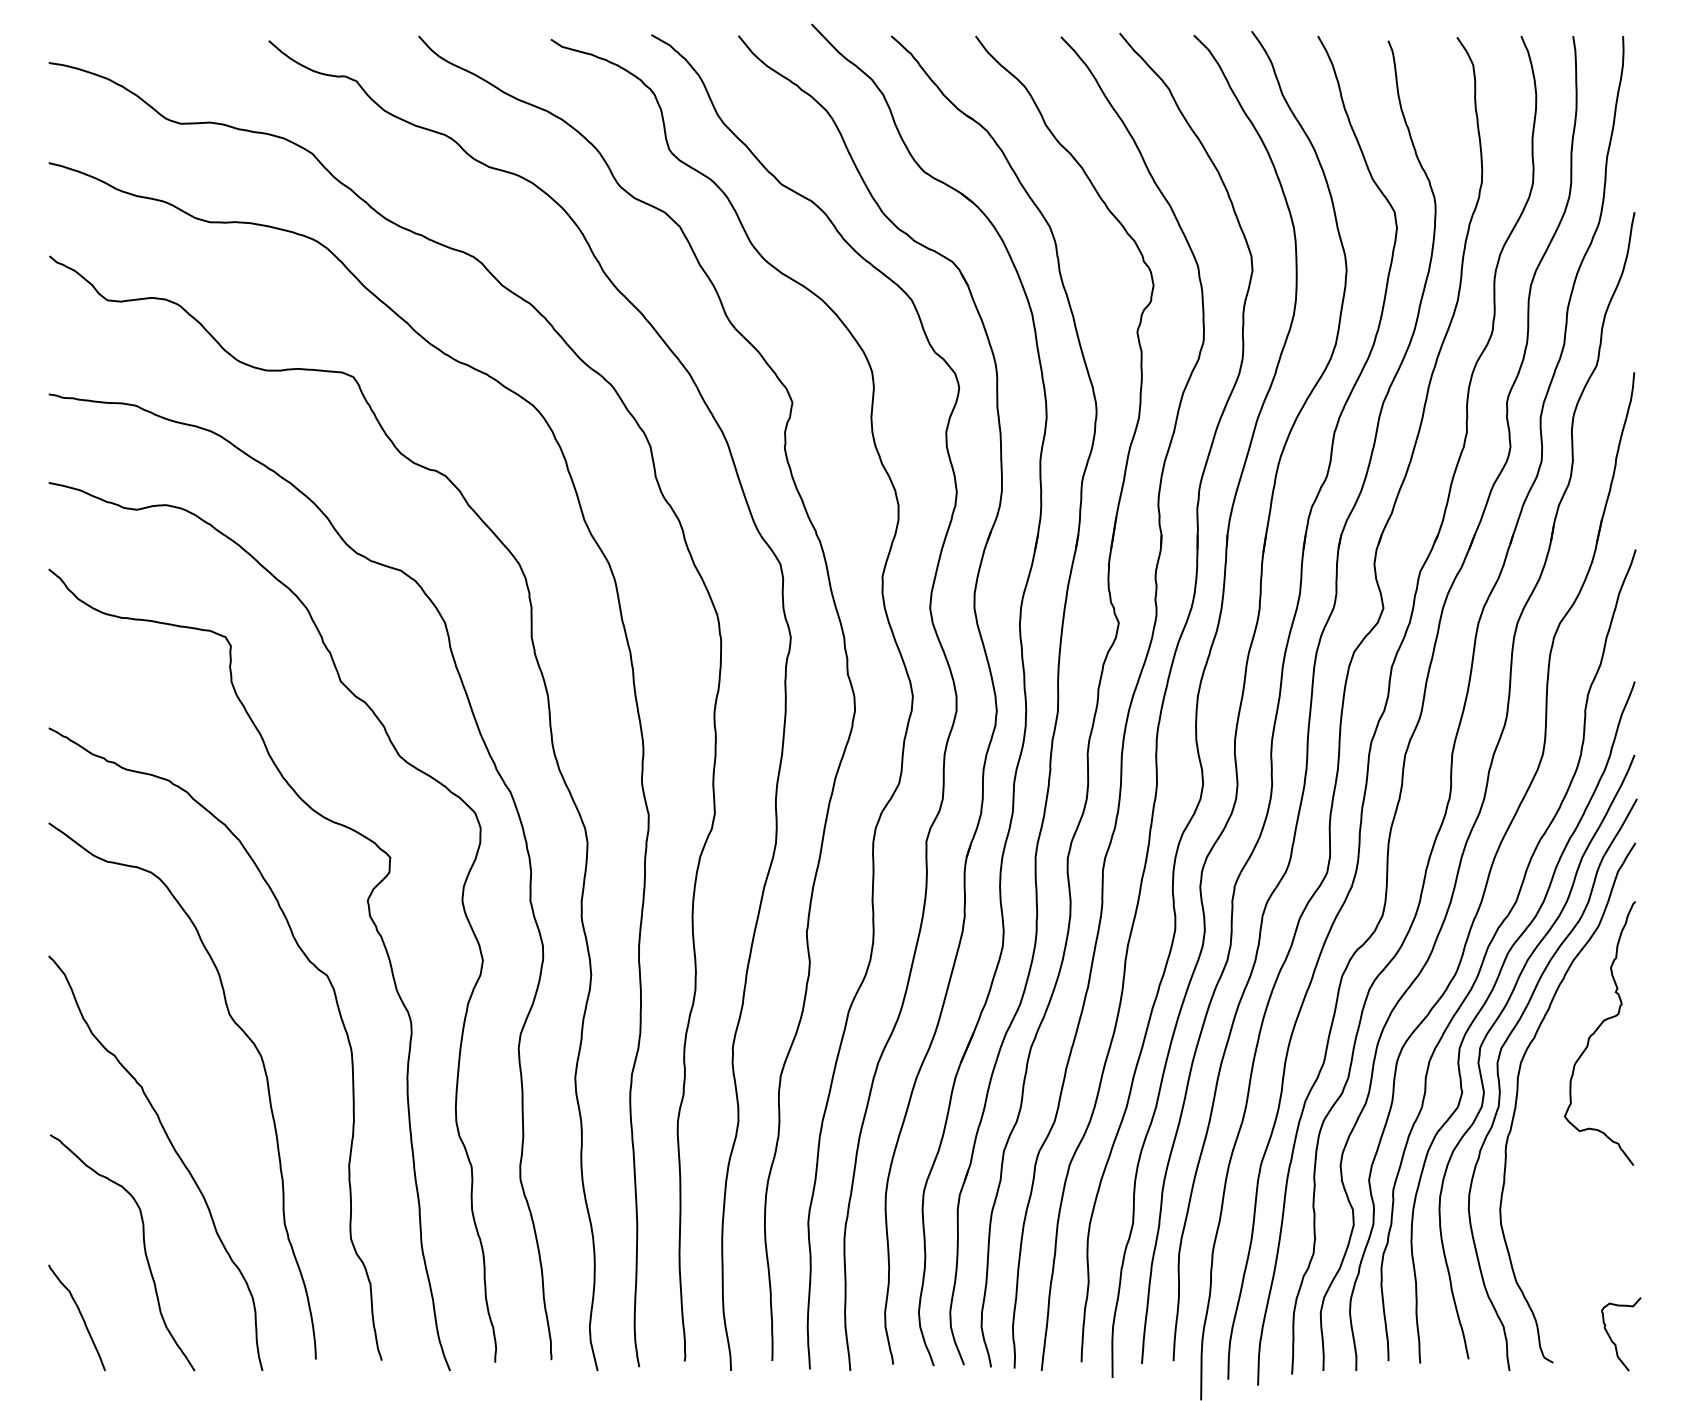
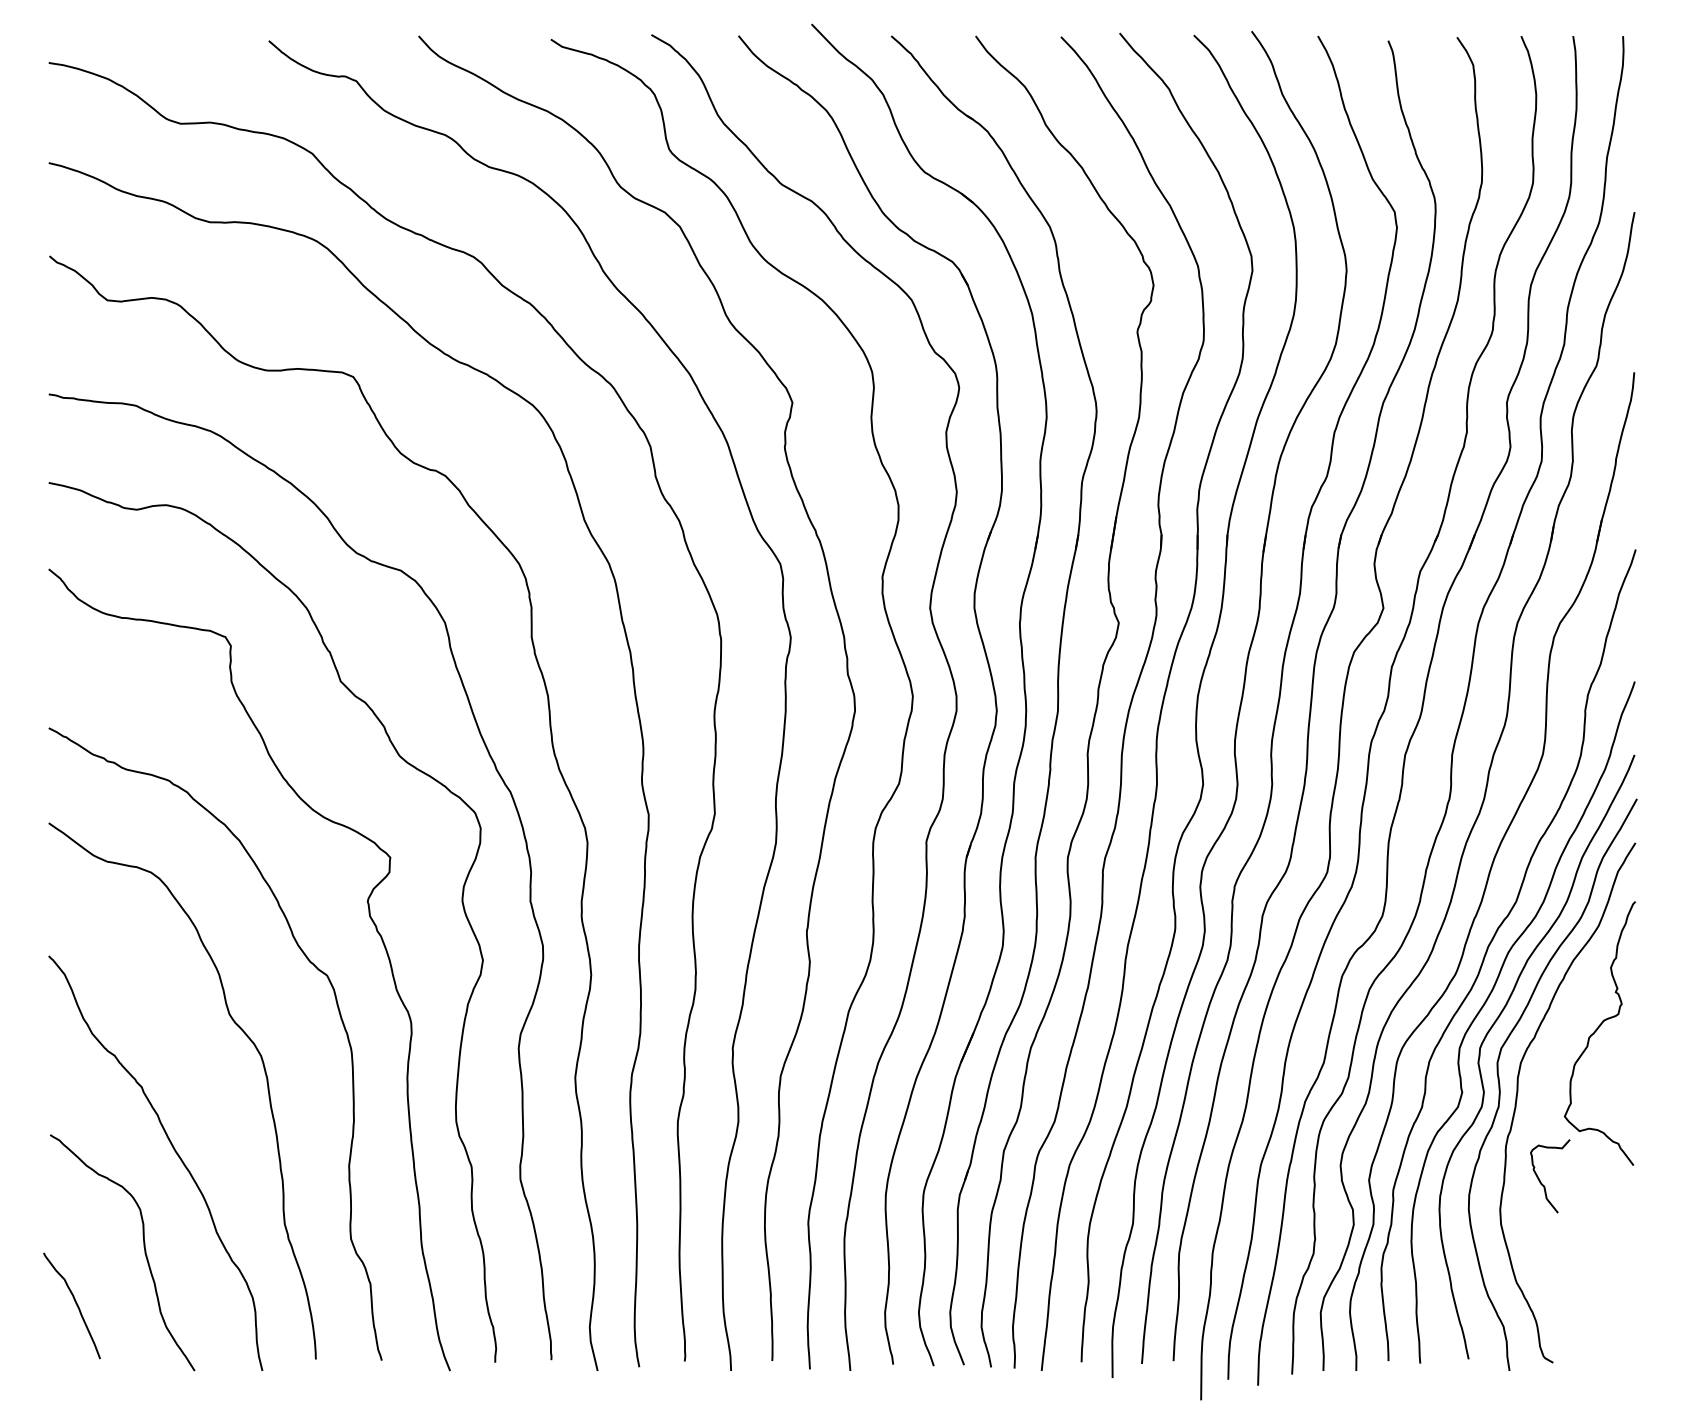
curve position: (80, 1315) -> (75, 1303) (75, 1303)
curve position: (1612, 1339) -> (1541, 1181) (1541, 1181)
